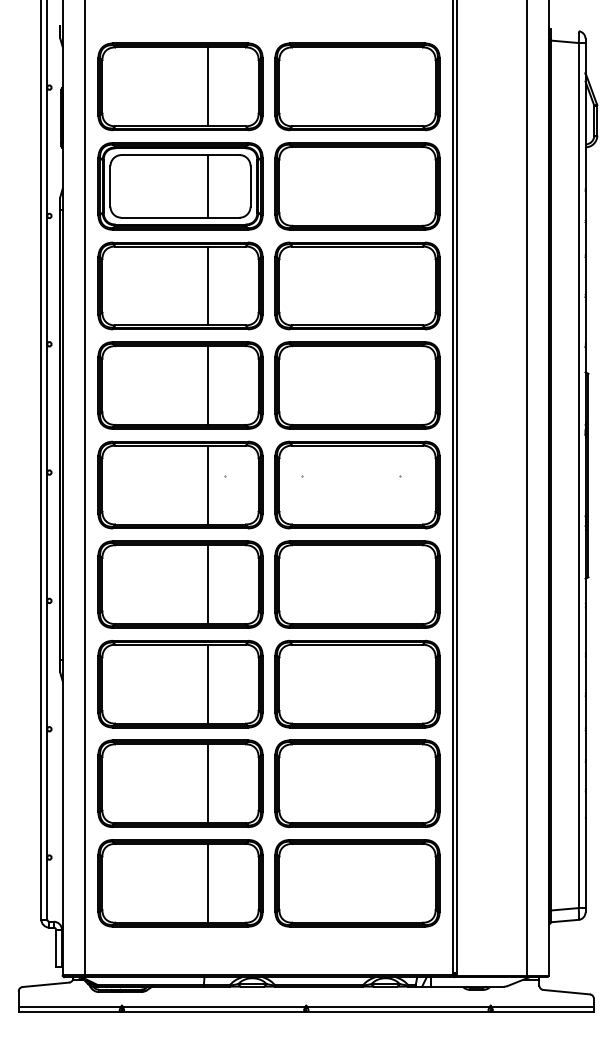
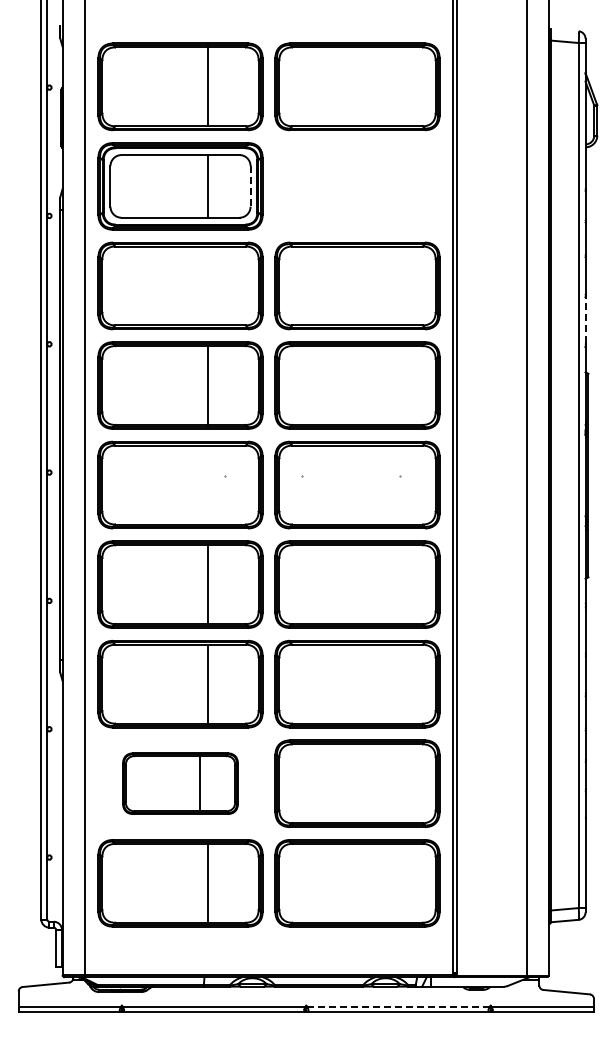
line: solid -> dashed (250, 186)
part: present -> none (357, 186)
line: present -> none (208, 285)
line: solid -> dashed (585, 320)
line: present -> none (208, 484)
part size: 167x89 px -> 117x63 px (180, 783)
line: solid -> dashed (398, 1006)
